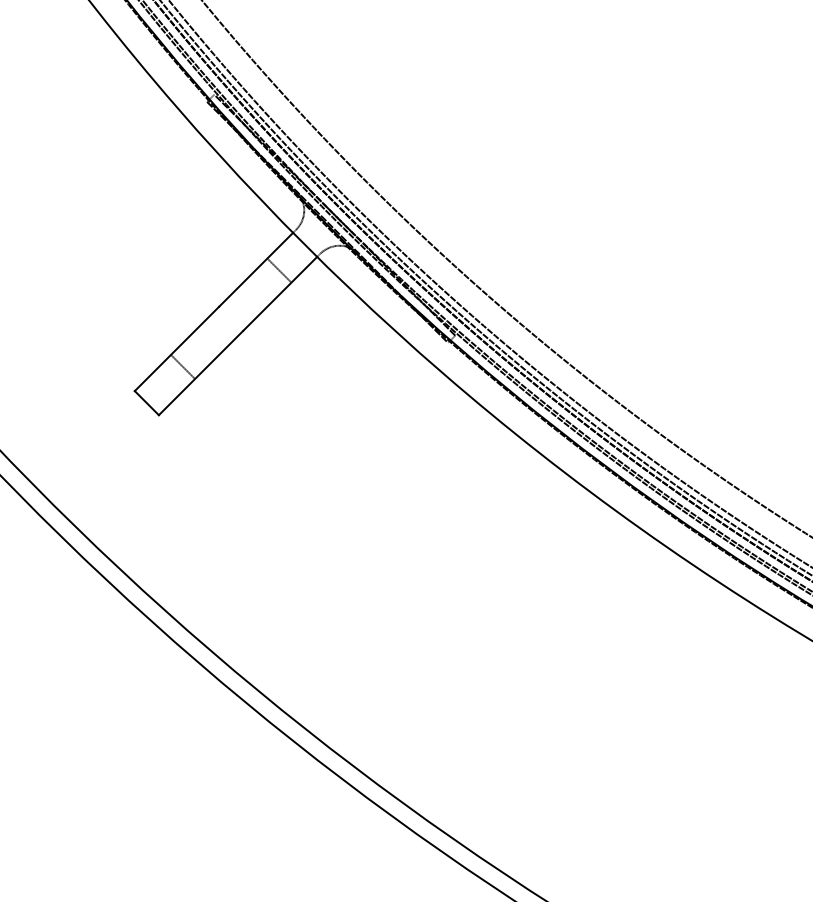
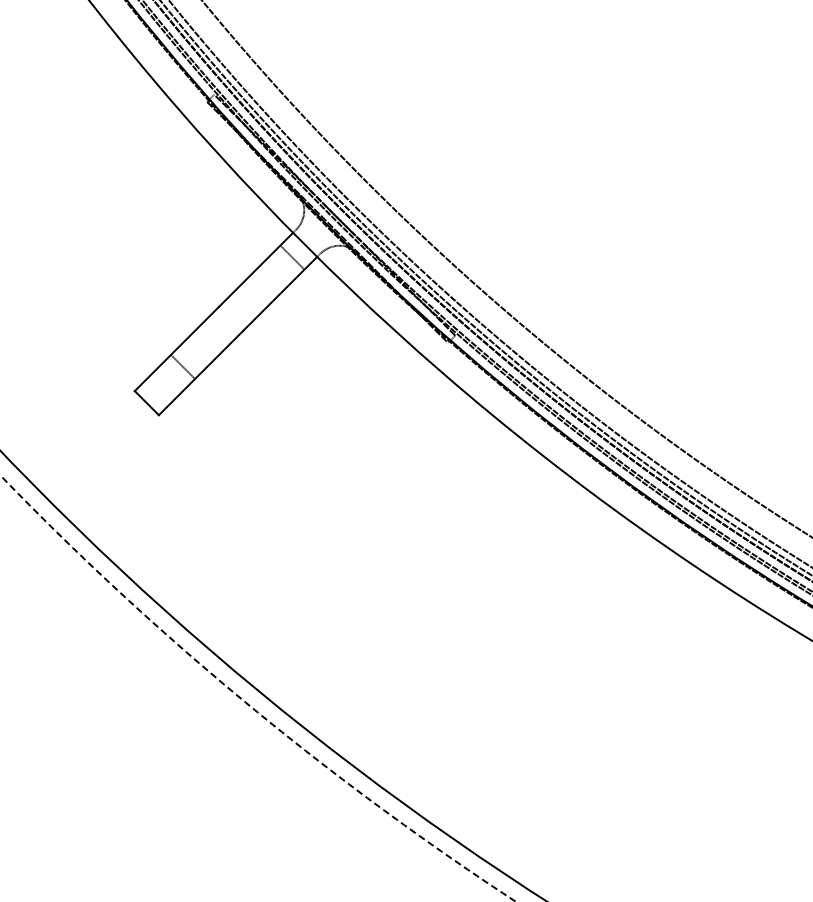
line position: (279, 270) -> (292, 257) (292, 257)
arc: solid -> dashed (245, 702)
